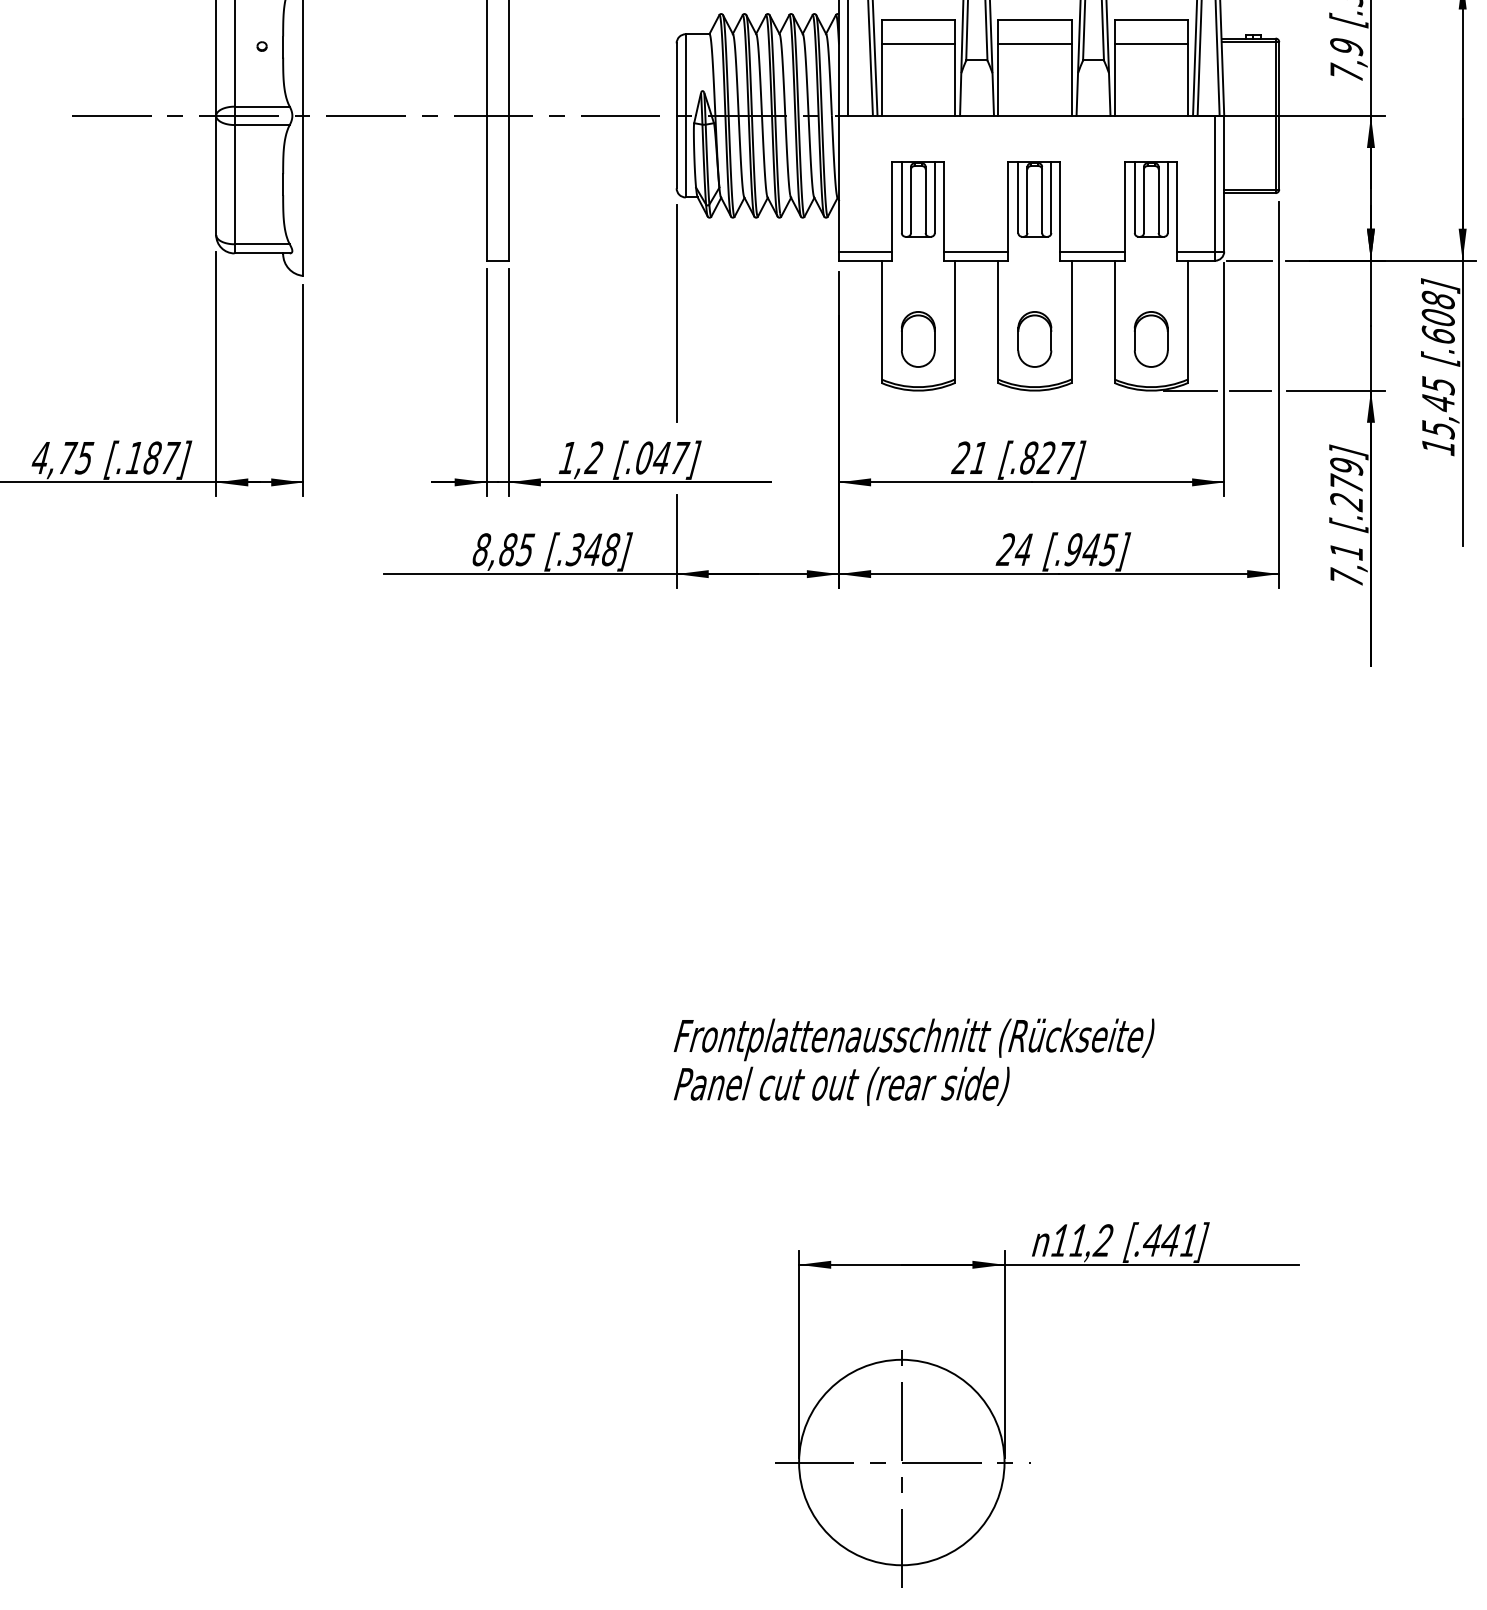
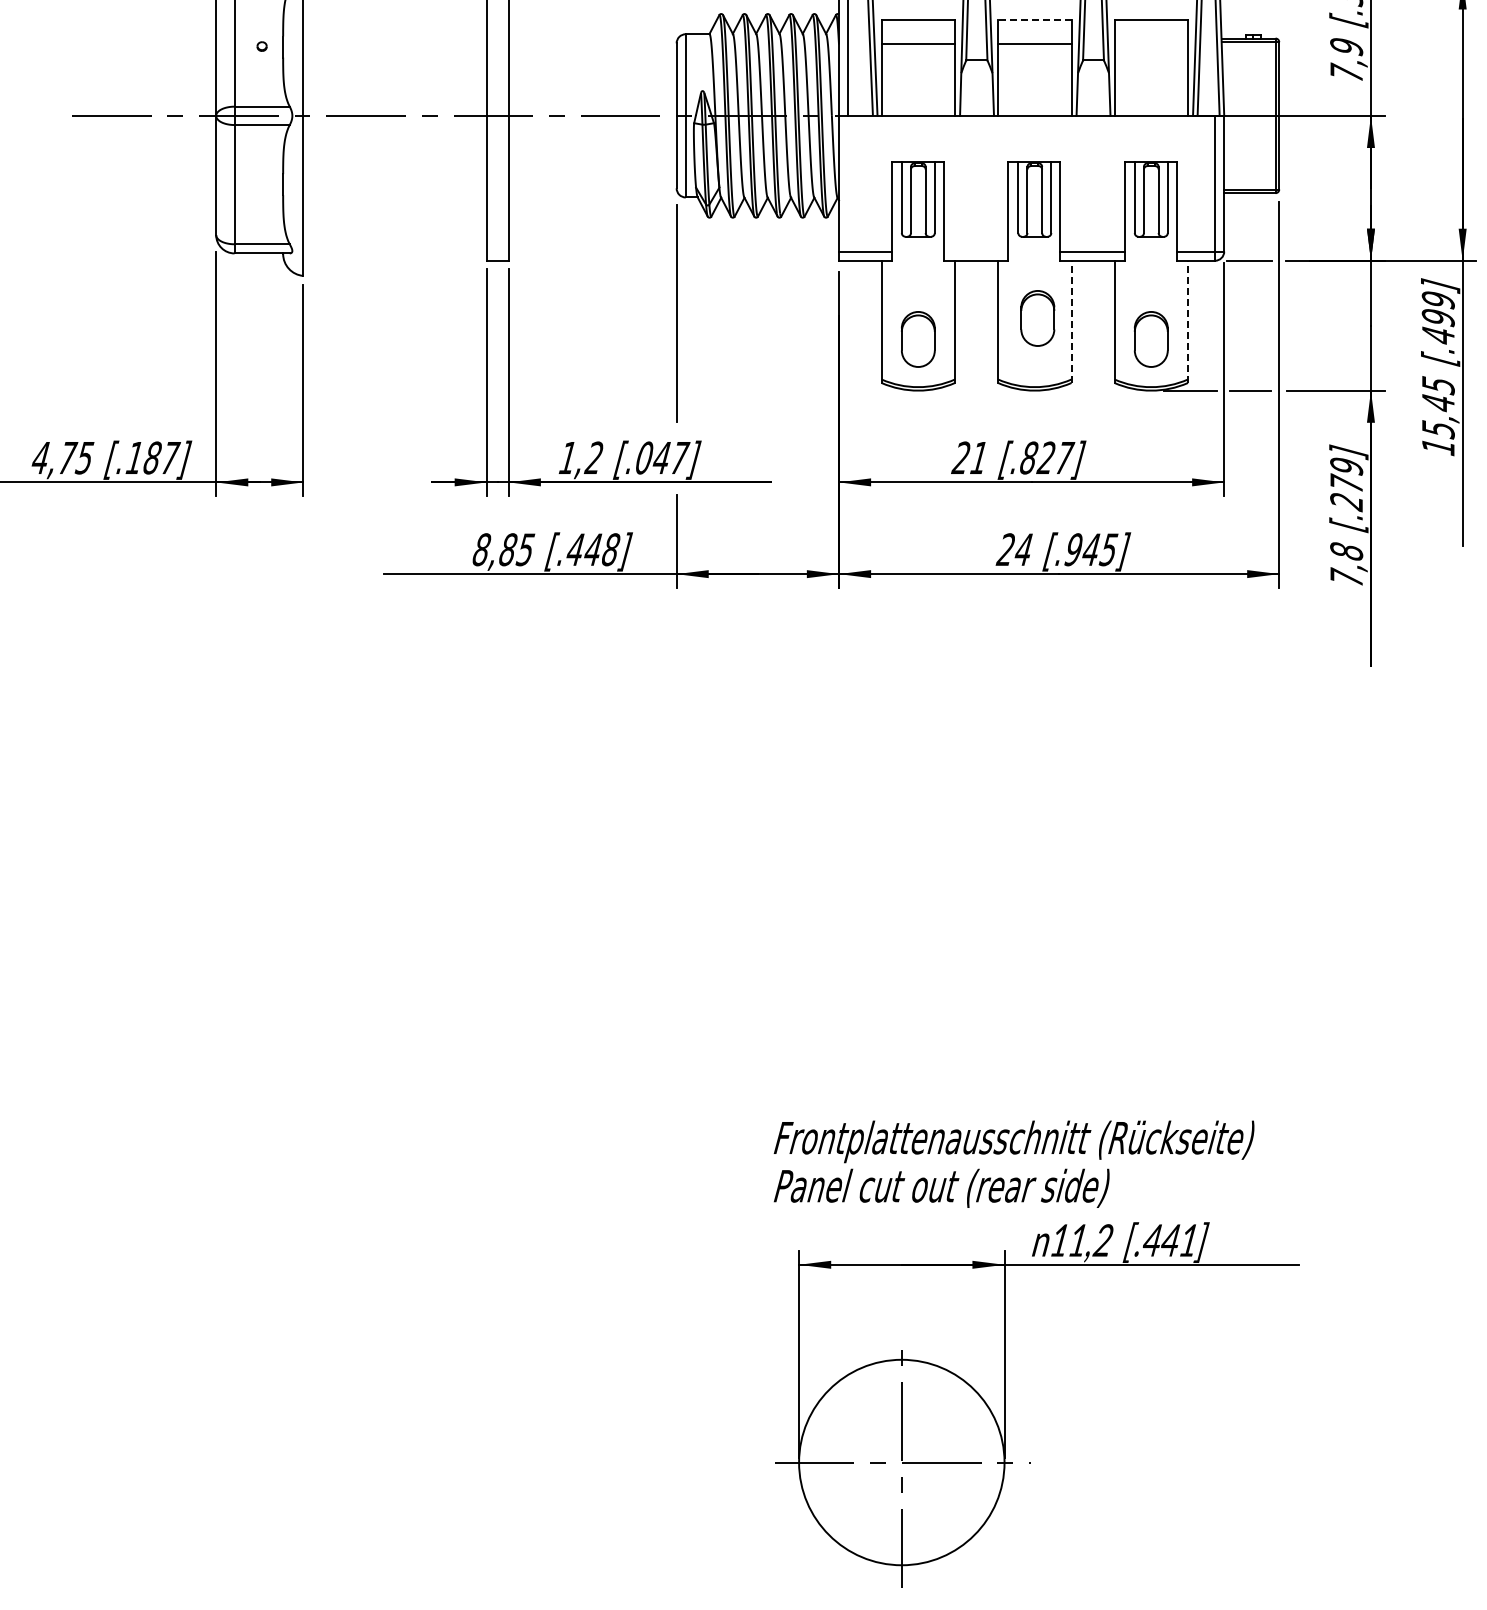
line: solid -> dashed (1034, 20)
line: present -> none (1150, 43)
line: present -> none (975, 251)
text: [.608] -> [.499] (1437, 317)
line: solid -> dashed (1071, 321)
line: solid -> dashed (1187, 321)
part position: (1034, 339) -> (1037, 318) (1037, 318)
text: [.348] -> [.448] (574, 549)
text: 7,1 -> 7,8 (1346, 551)
text position: (913, 1061) -> (1013, 1163) (1013, 1163)
